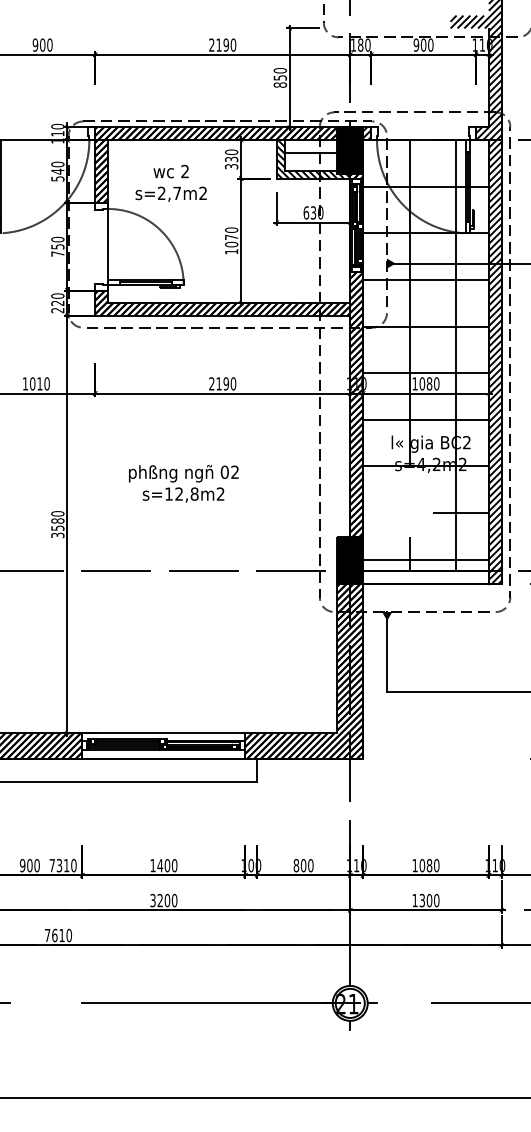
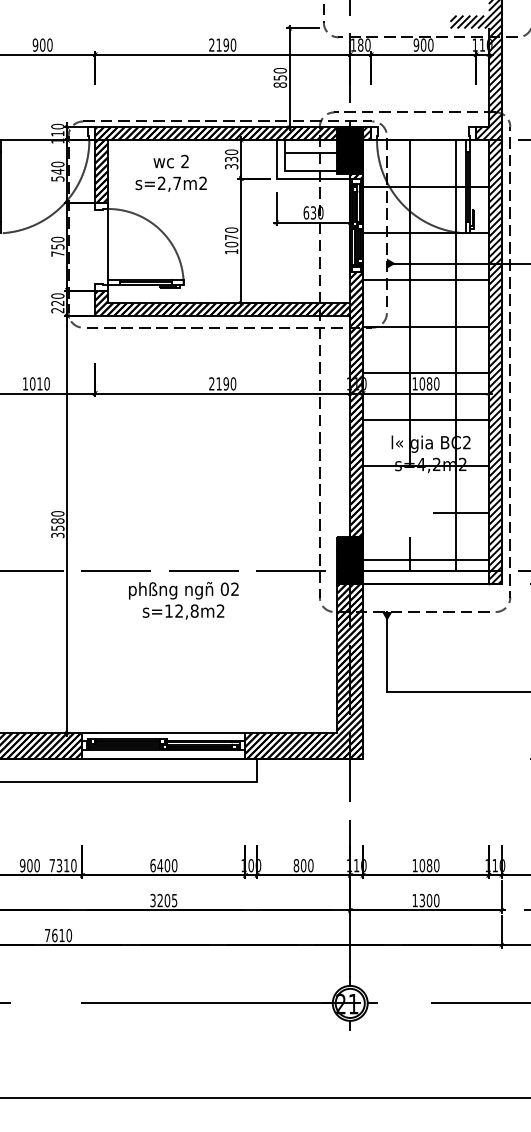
hatch: present -> none (313, 159)
text position: (170, 182) -> (170, 172) (170, 172)
text position: (183, 483) -> (183, 600) (183, 600)
text: 1400 -> 6400 (152, 865)
text: 3200 -> 3205 (174, 900)
